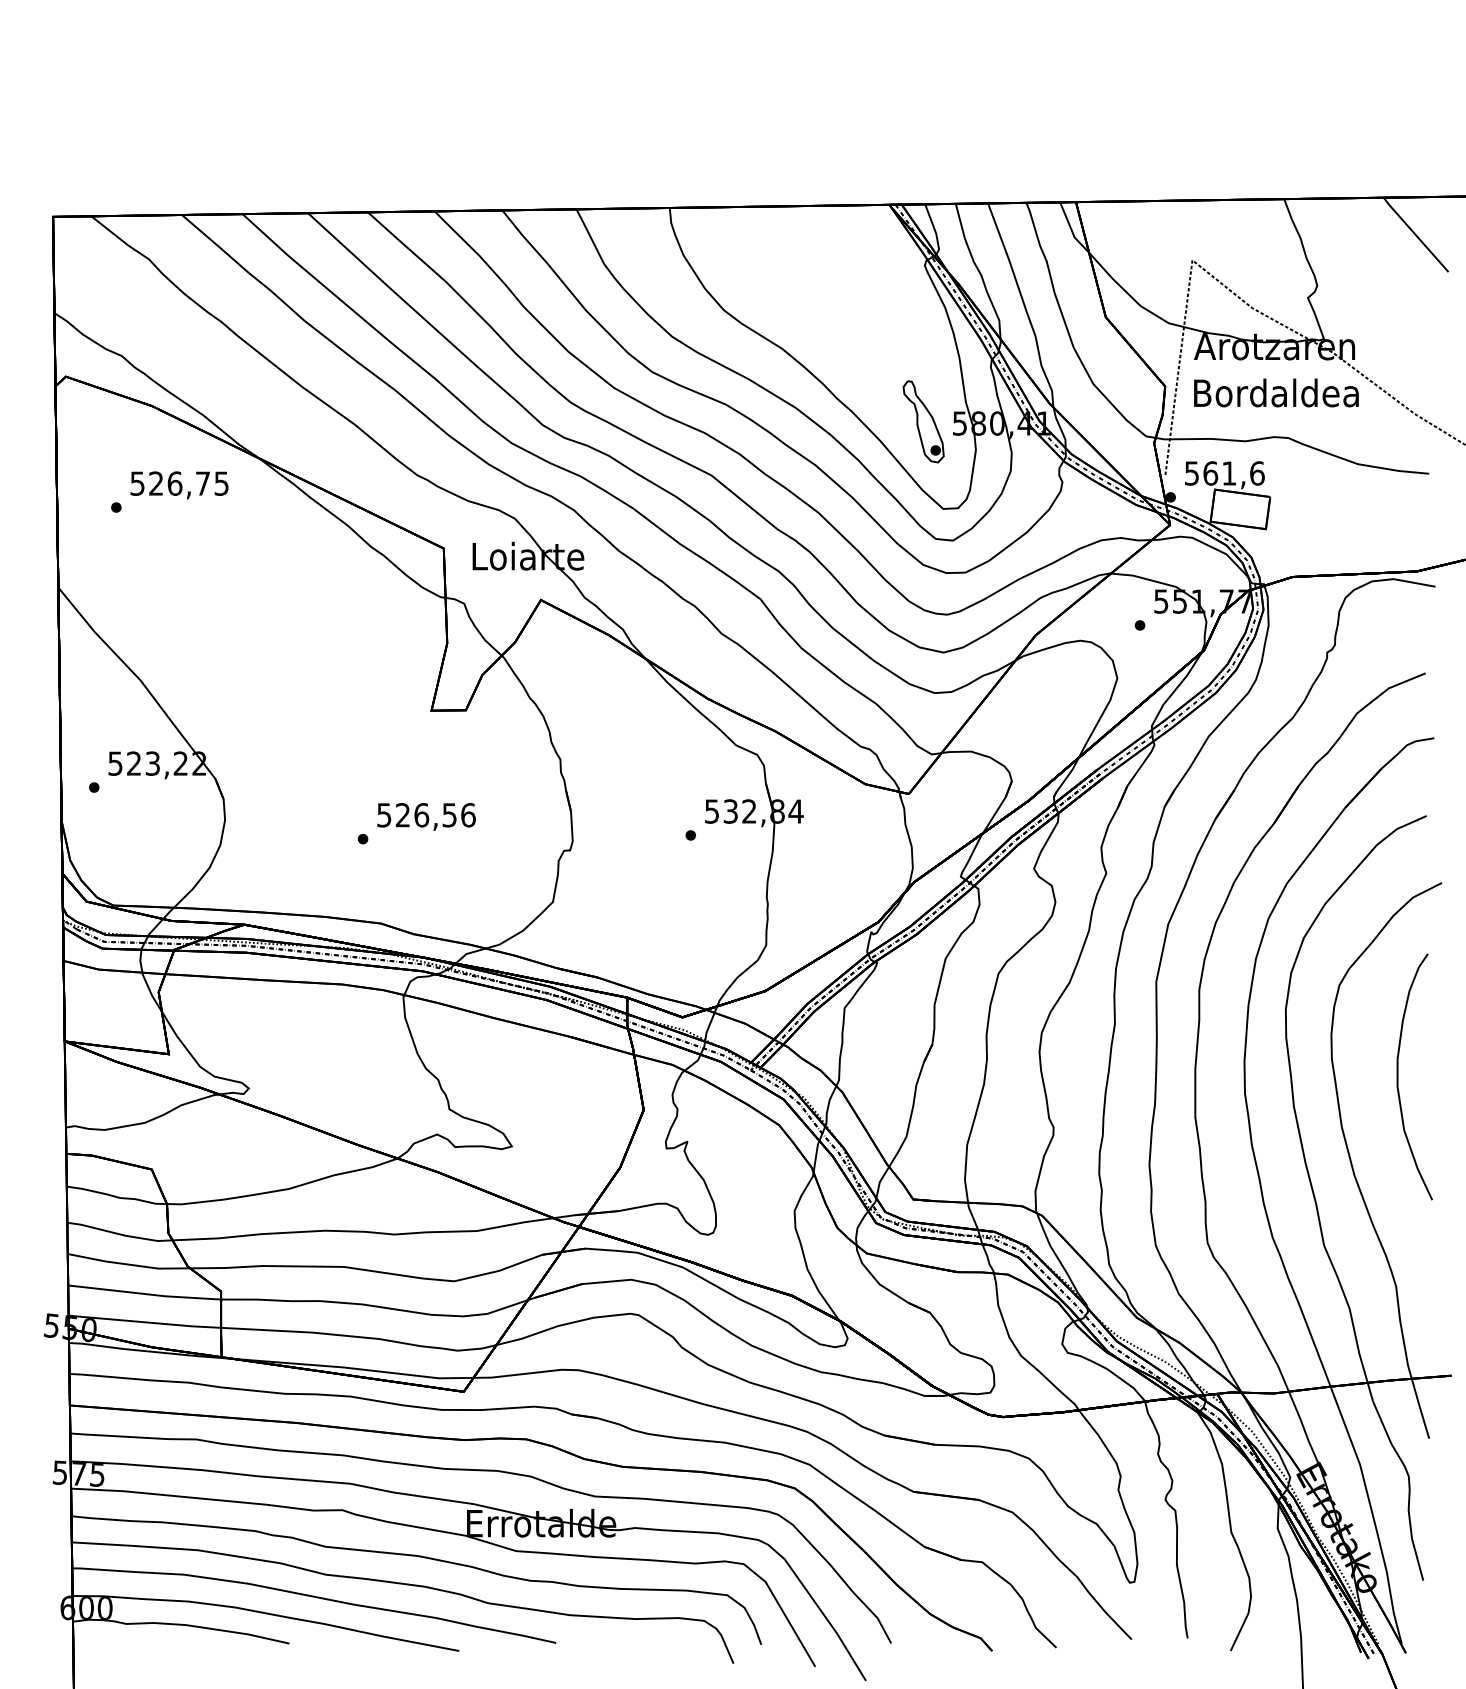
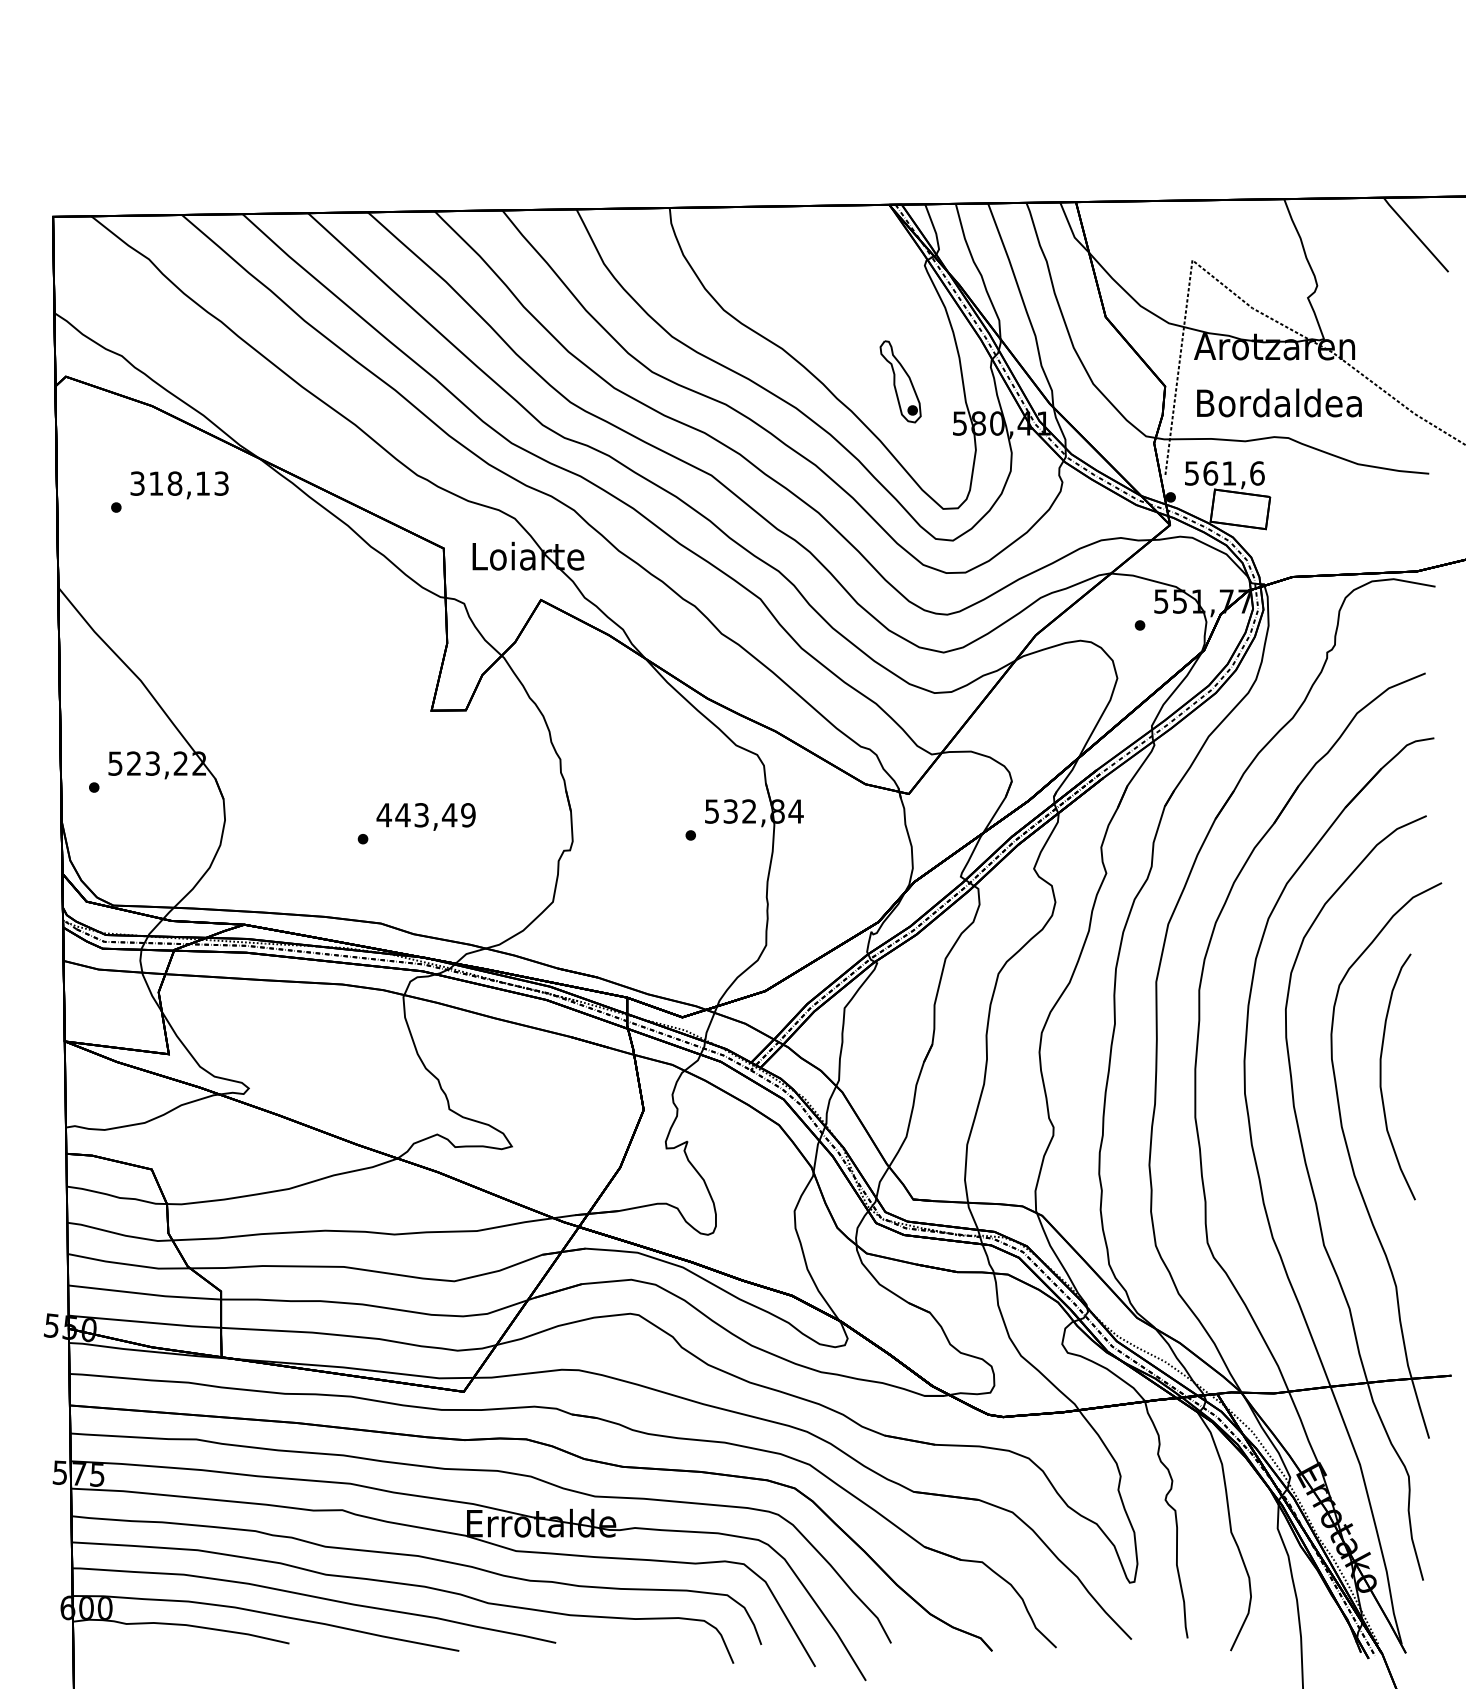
text position: (1276, 392) -> (1279, 402) (1279, 402)
part position: (923, 421) -> (900, 381) (900, 381)
text: 526,75 -> 318,13 (179, 483)
text: 526,56 -> 443,49 (425, 815)
curve position: (1398, 1076) -> (1381, 1076) (1381, 1076)
